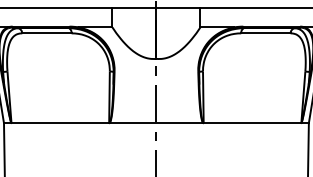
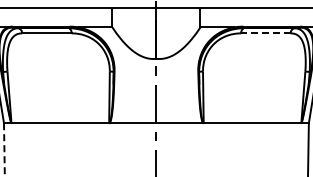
line: solid -> dashed (265, 33)
line: solid -> dashed (4, 150)
